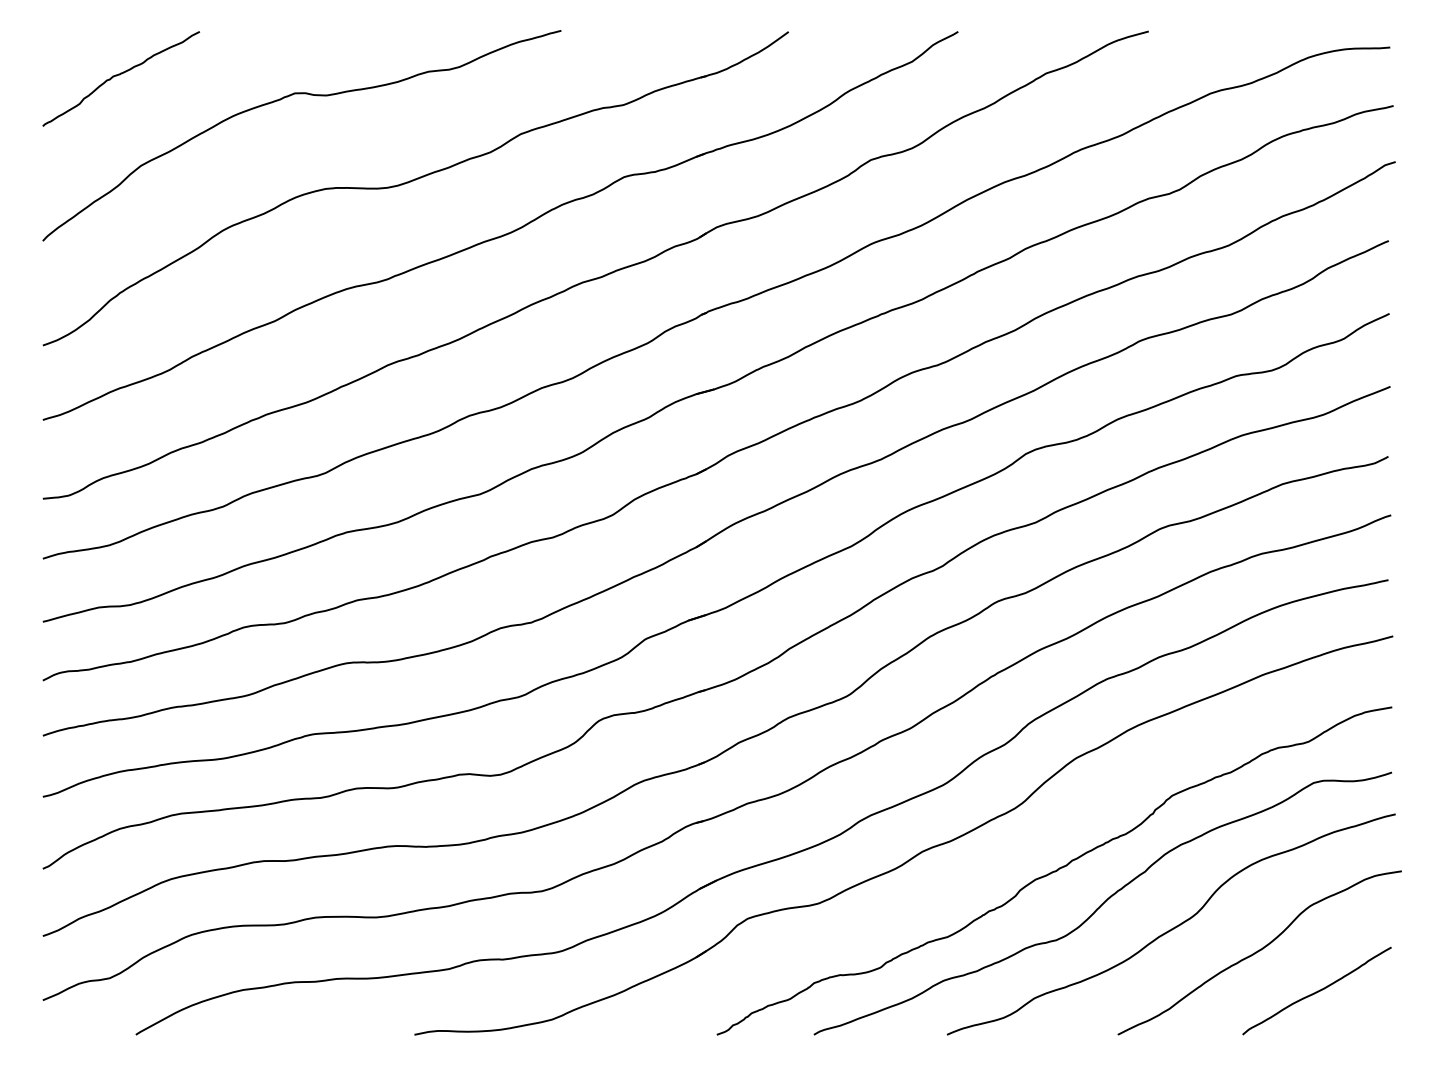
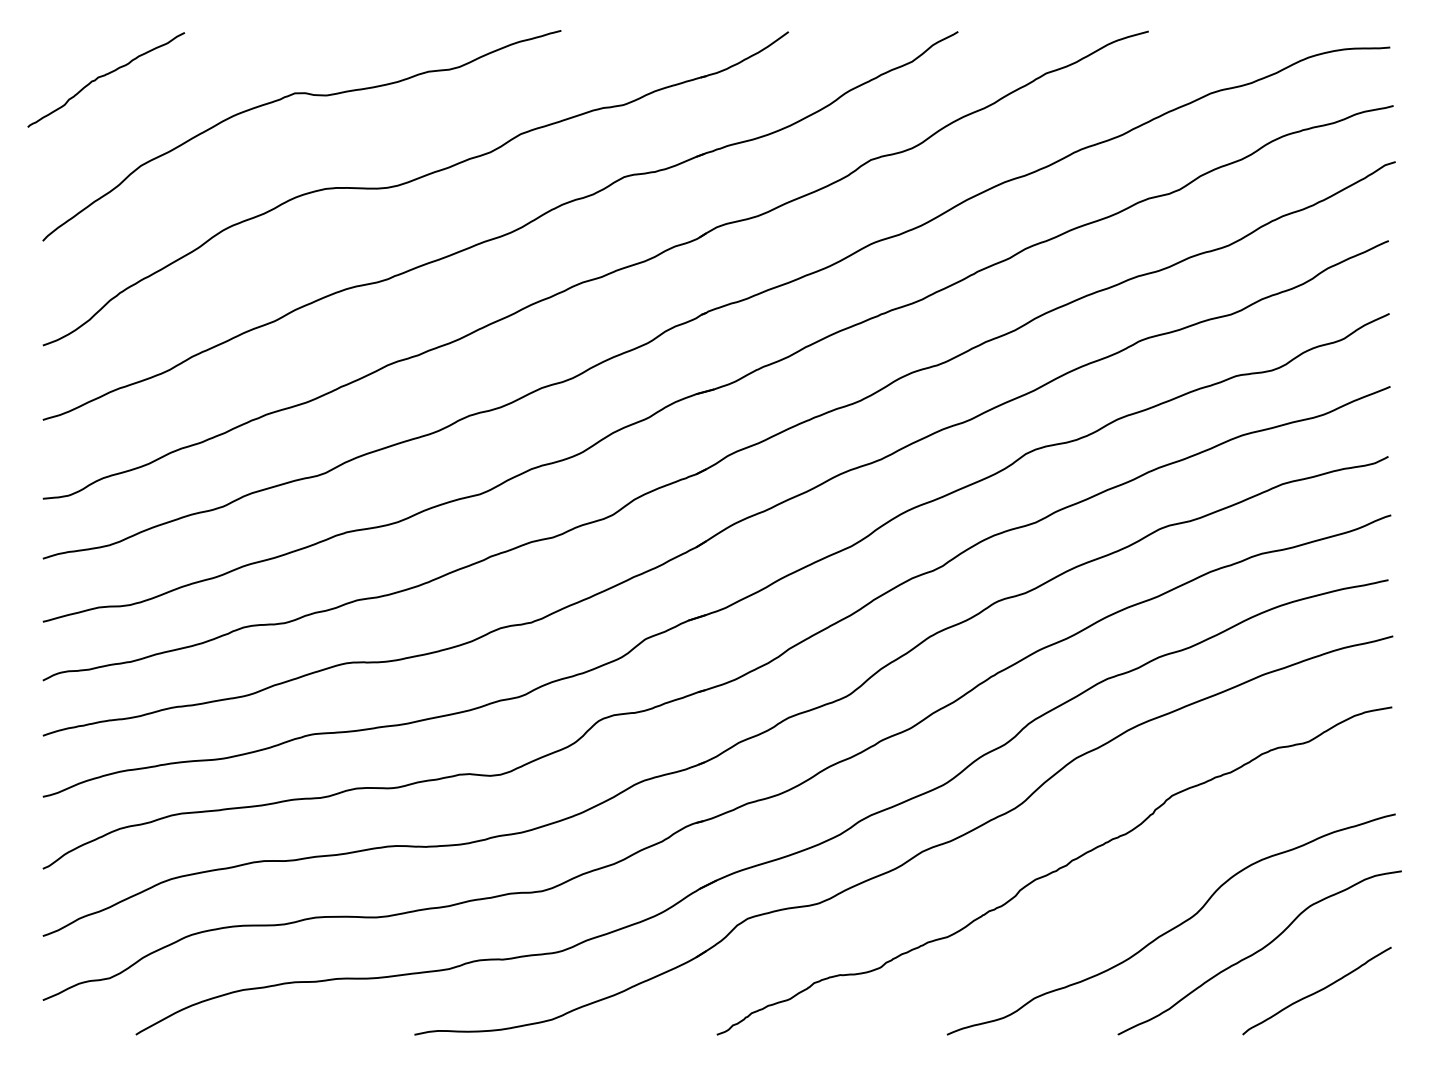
curve position: (119, 75) -> (104, 76) (104, 76)
curve: present -> none (1102, 903)
